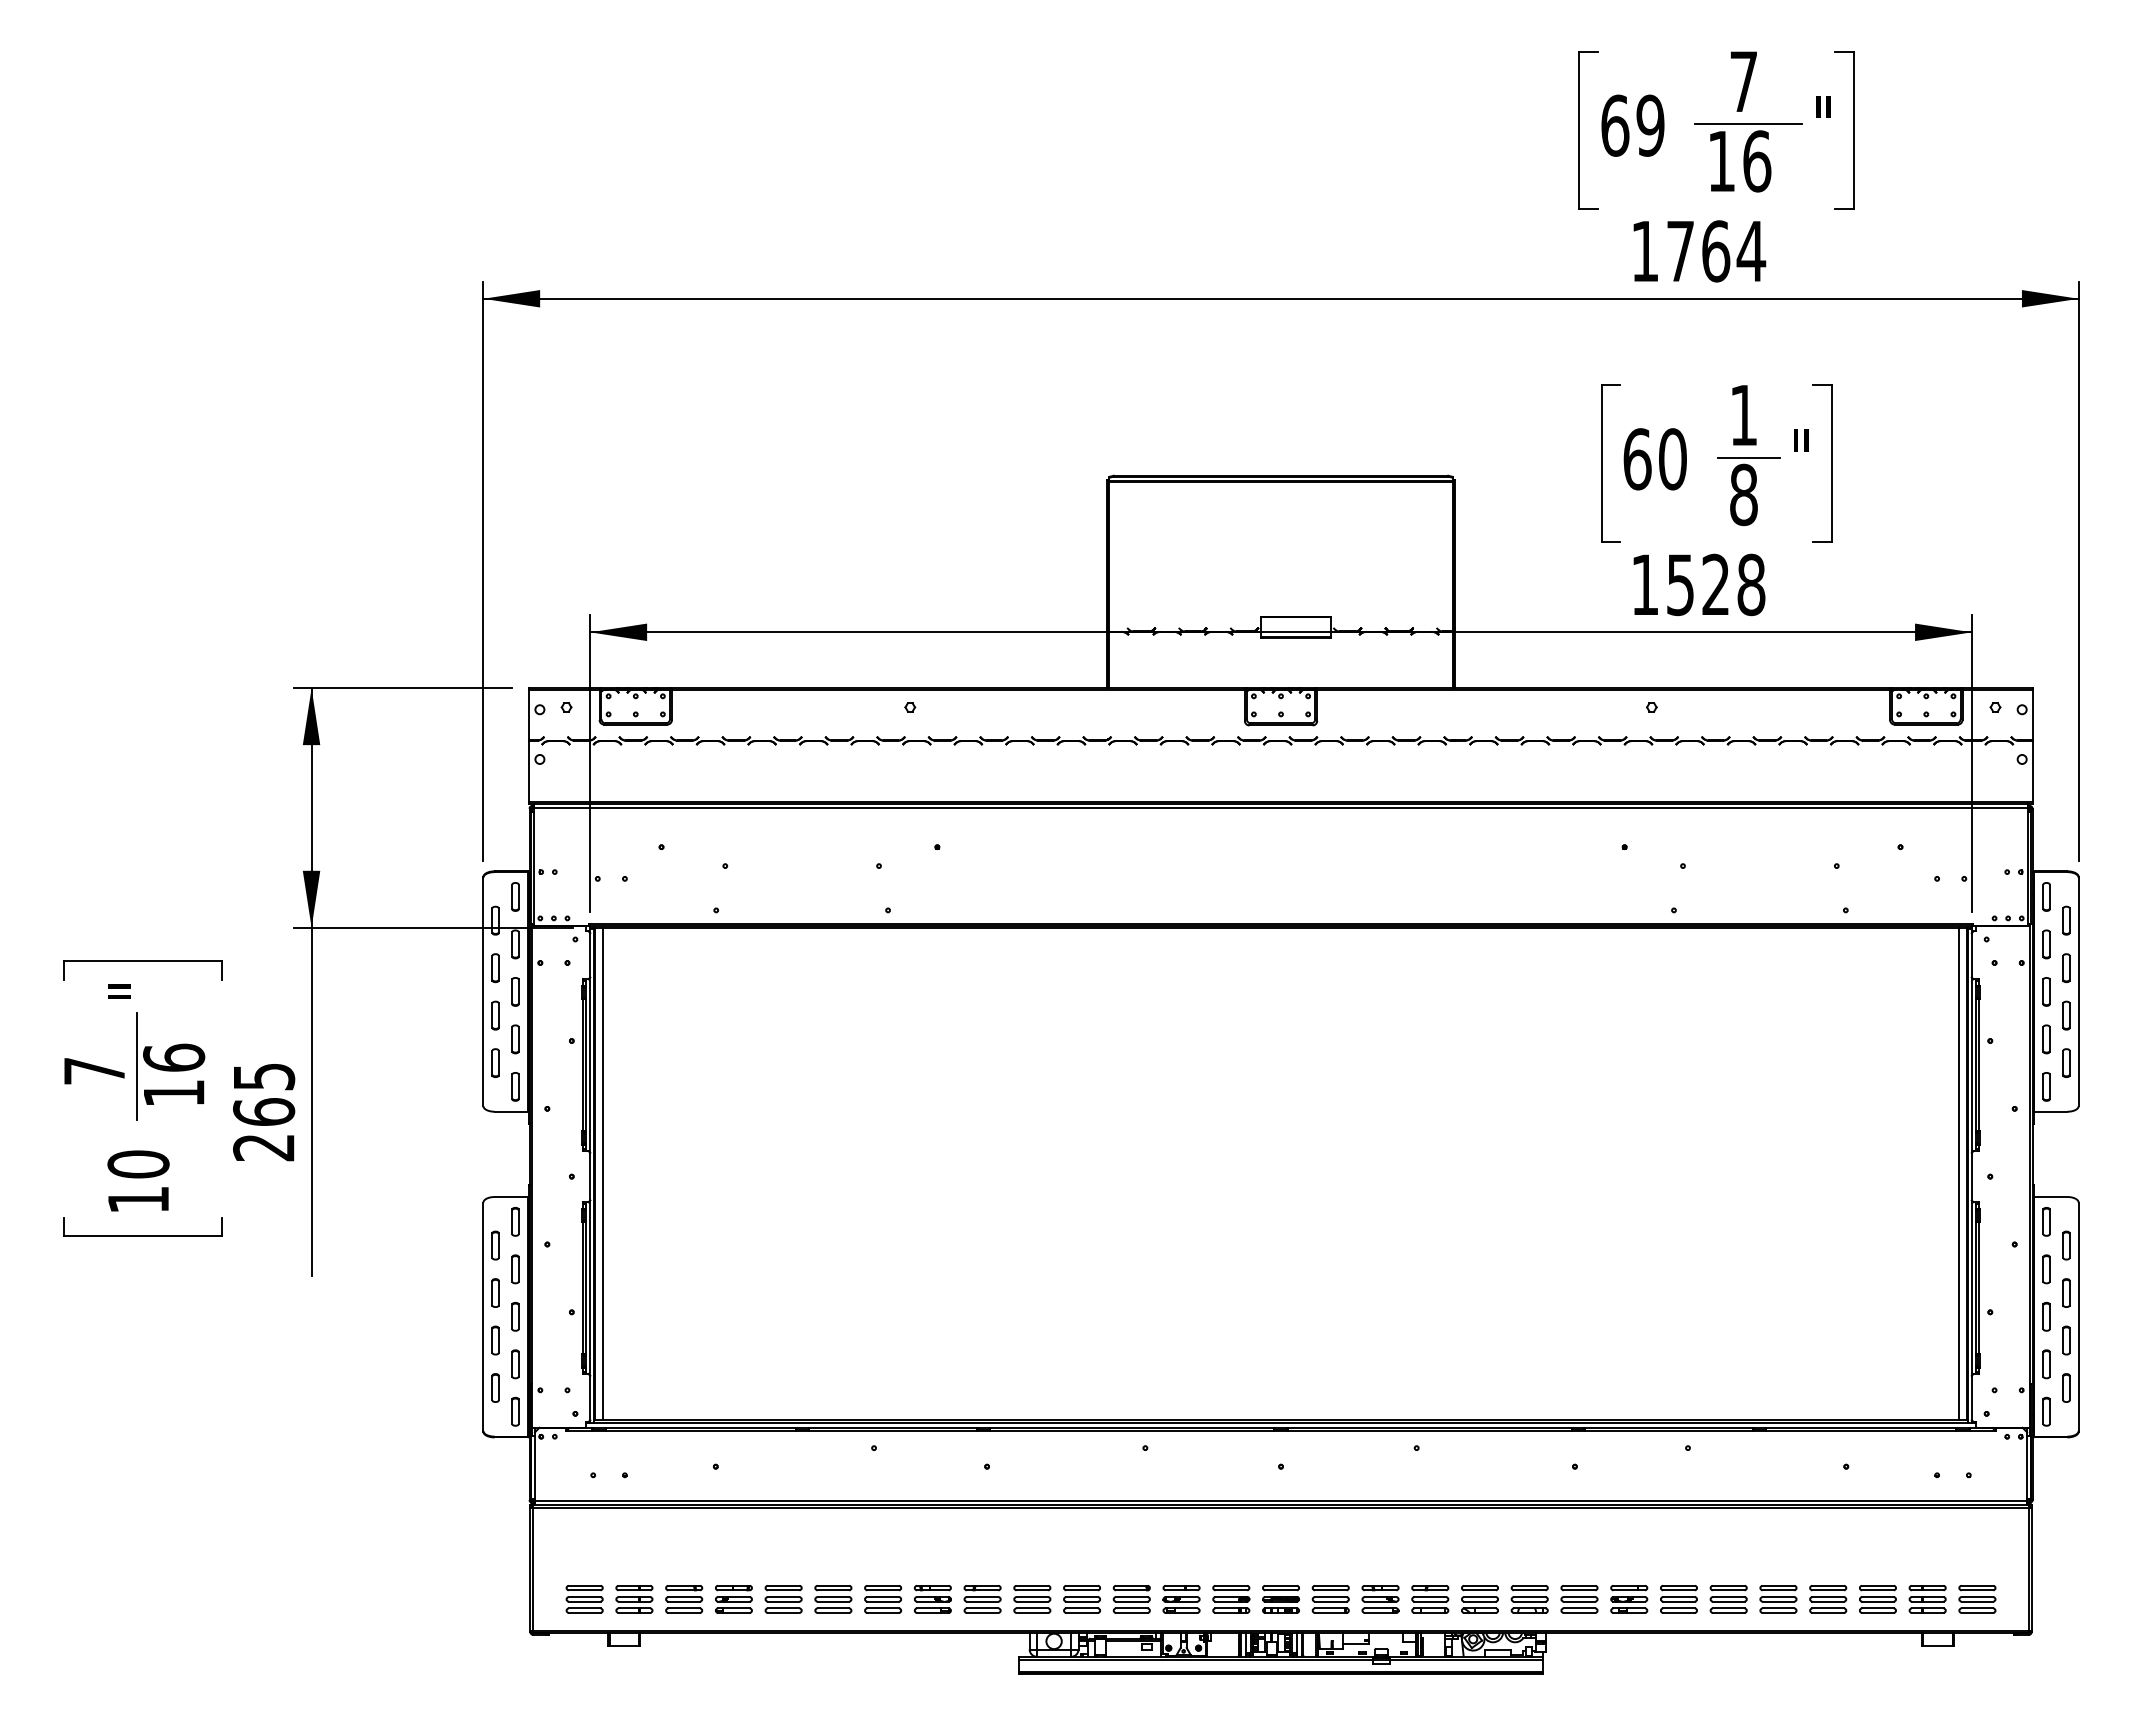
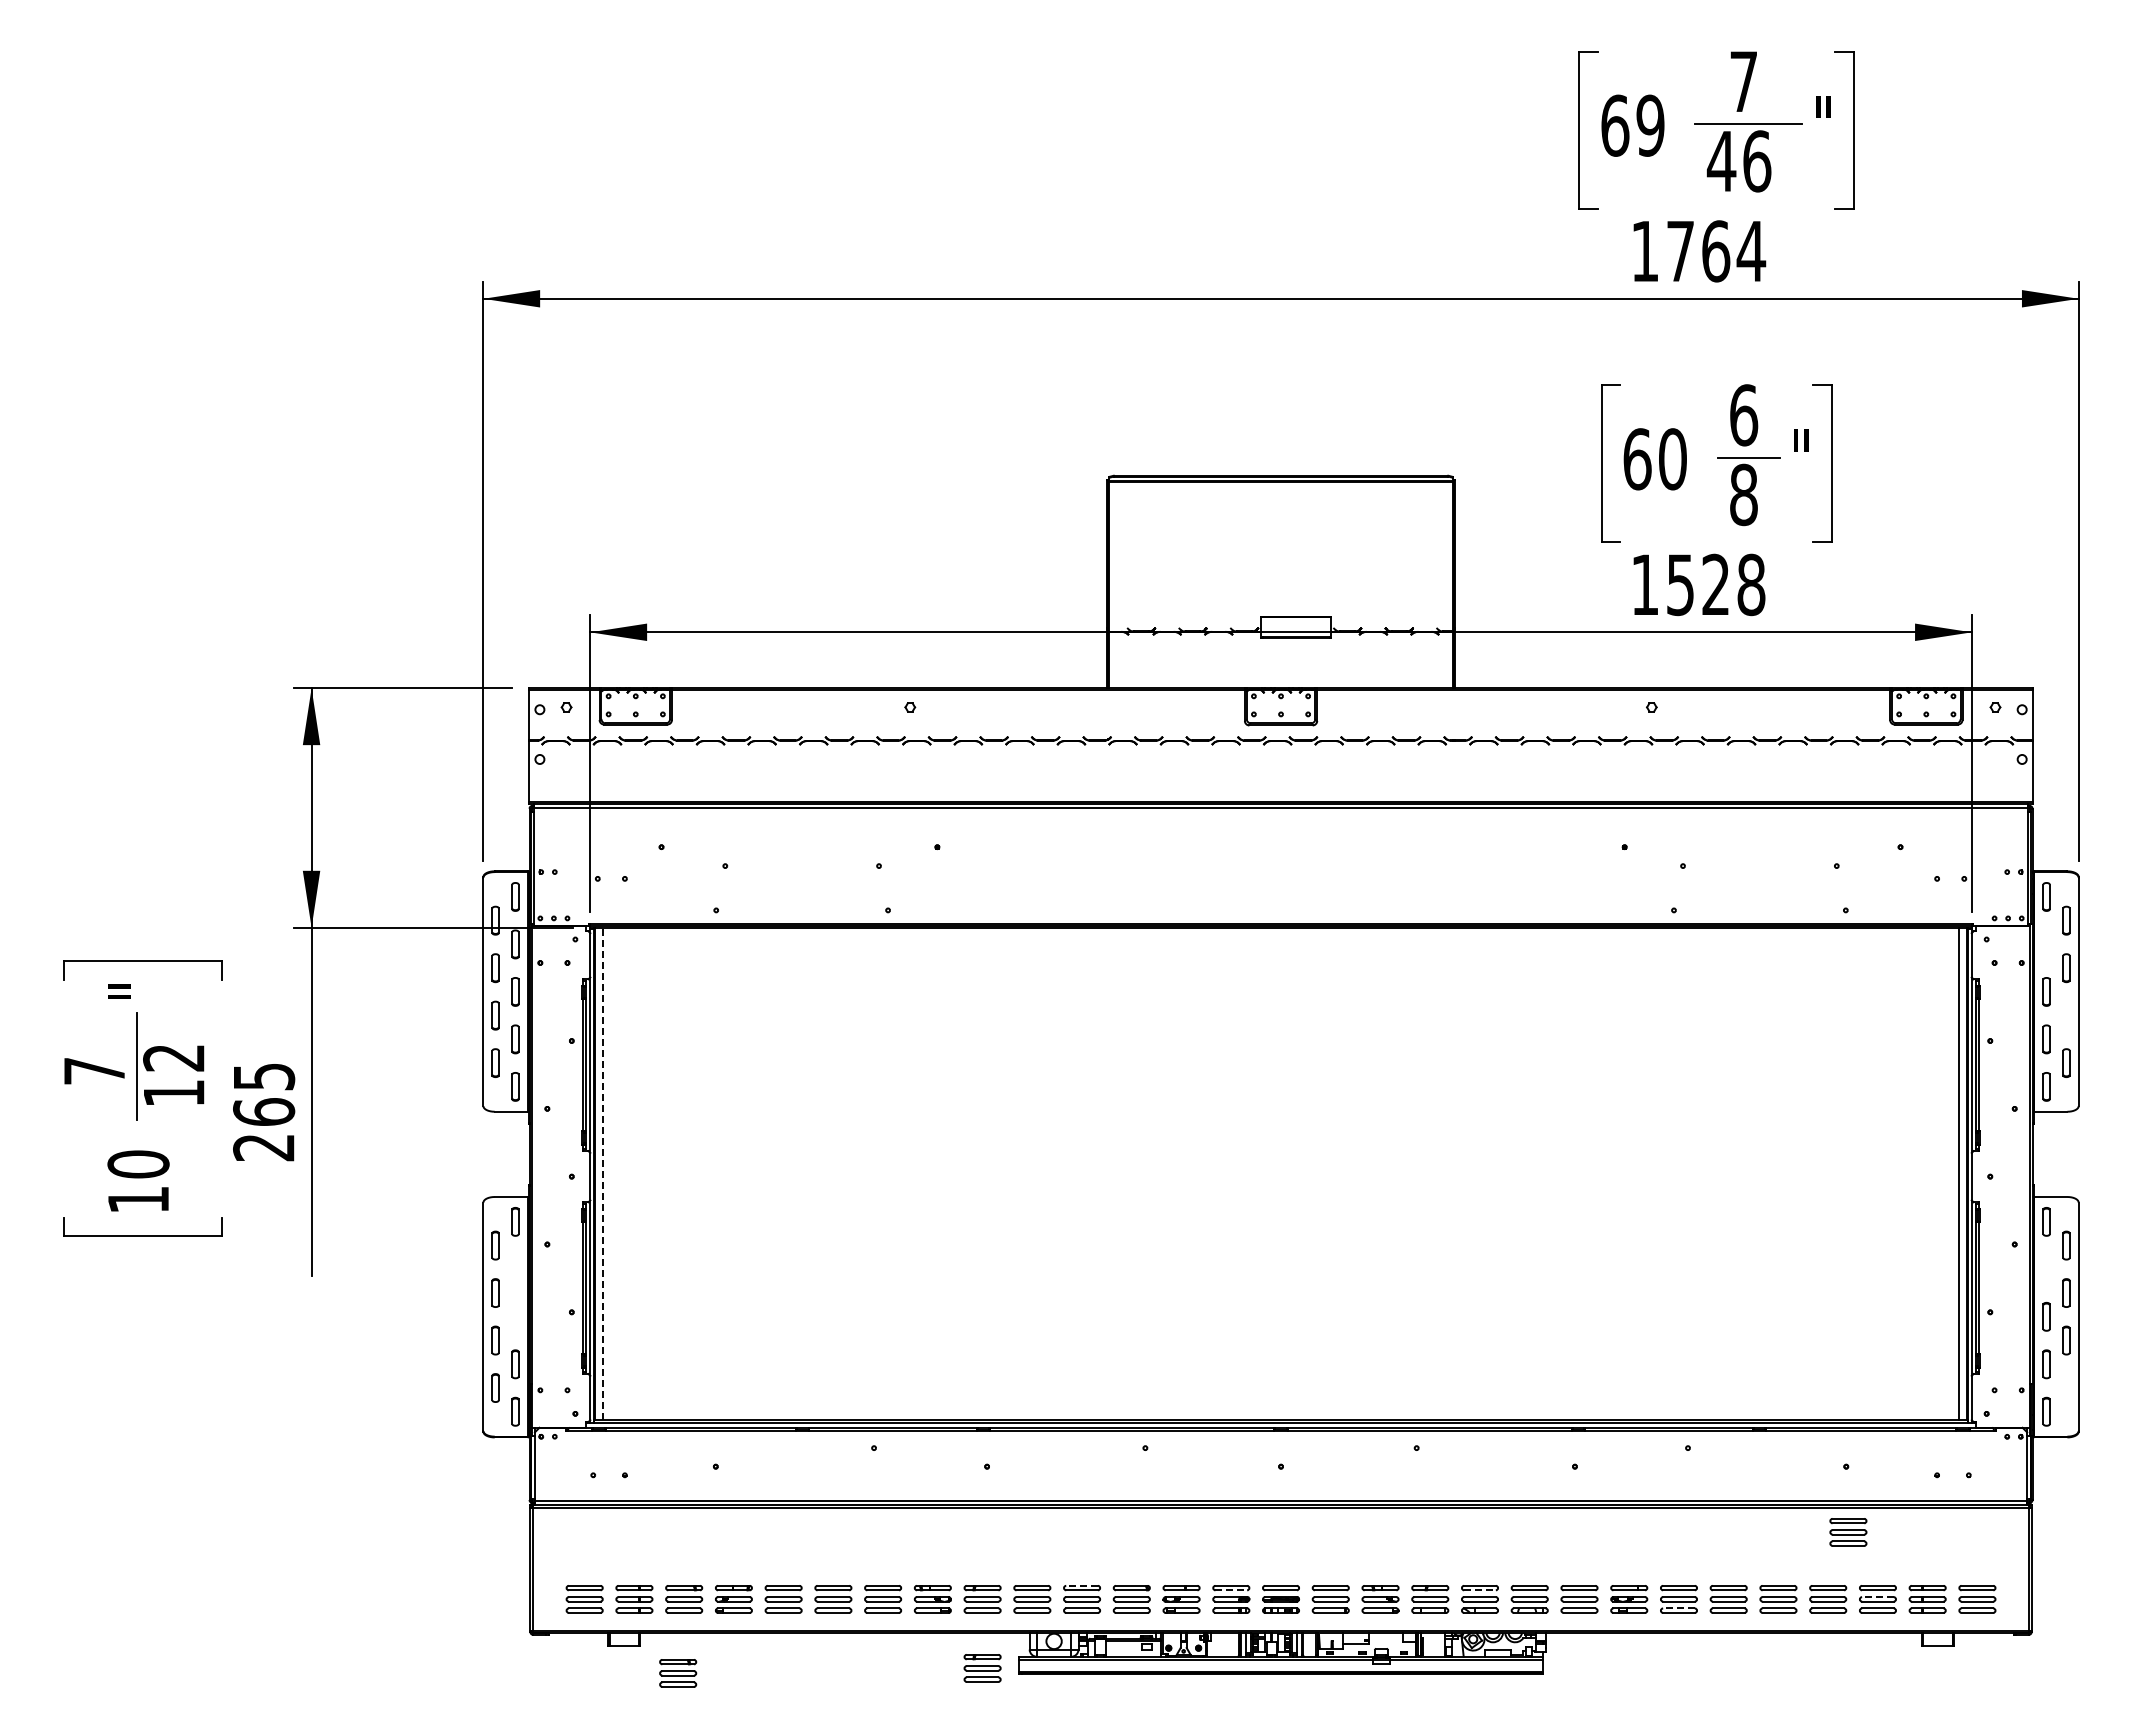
text: 16 -> 46 (1721, 161)
text: 1 -> 6 (1744, 415)
part: present -> none (2046, 944)
part: present -> none (2066, 1015)
text: 16 -> 12 (174, 1057)
line: solid -> dashed (602, 1173)
part: present -> none (515, 1269)
part: present -> none (2046, 1269)
part: present -> none (515, 1316)
part: present -> none (2066, 1387)
part: none -> present (1848, 1532)
line: solid -> dashed (1082, 1585)
line: solid -> dashed (1231, 1590)
line: solid -> dashed (1480, 1590)
line: solid -> dashed (1877, 1597)
line: solid -> dashed (1678, 1608)
part: none -> present (982, 1668)
part: none -> present (678, 1673)
